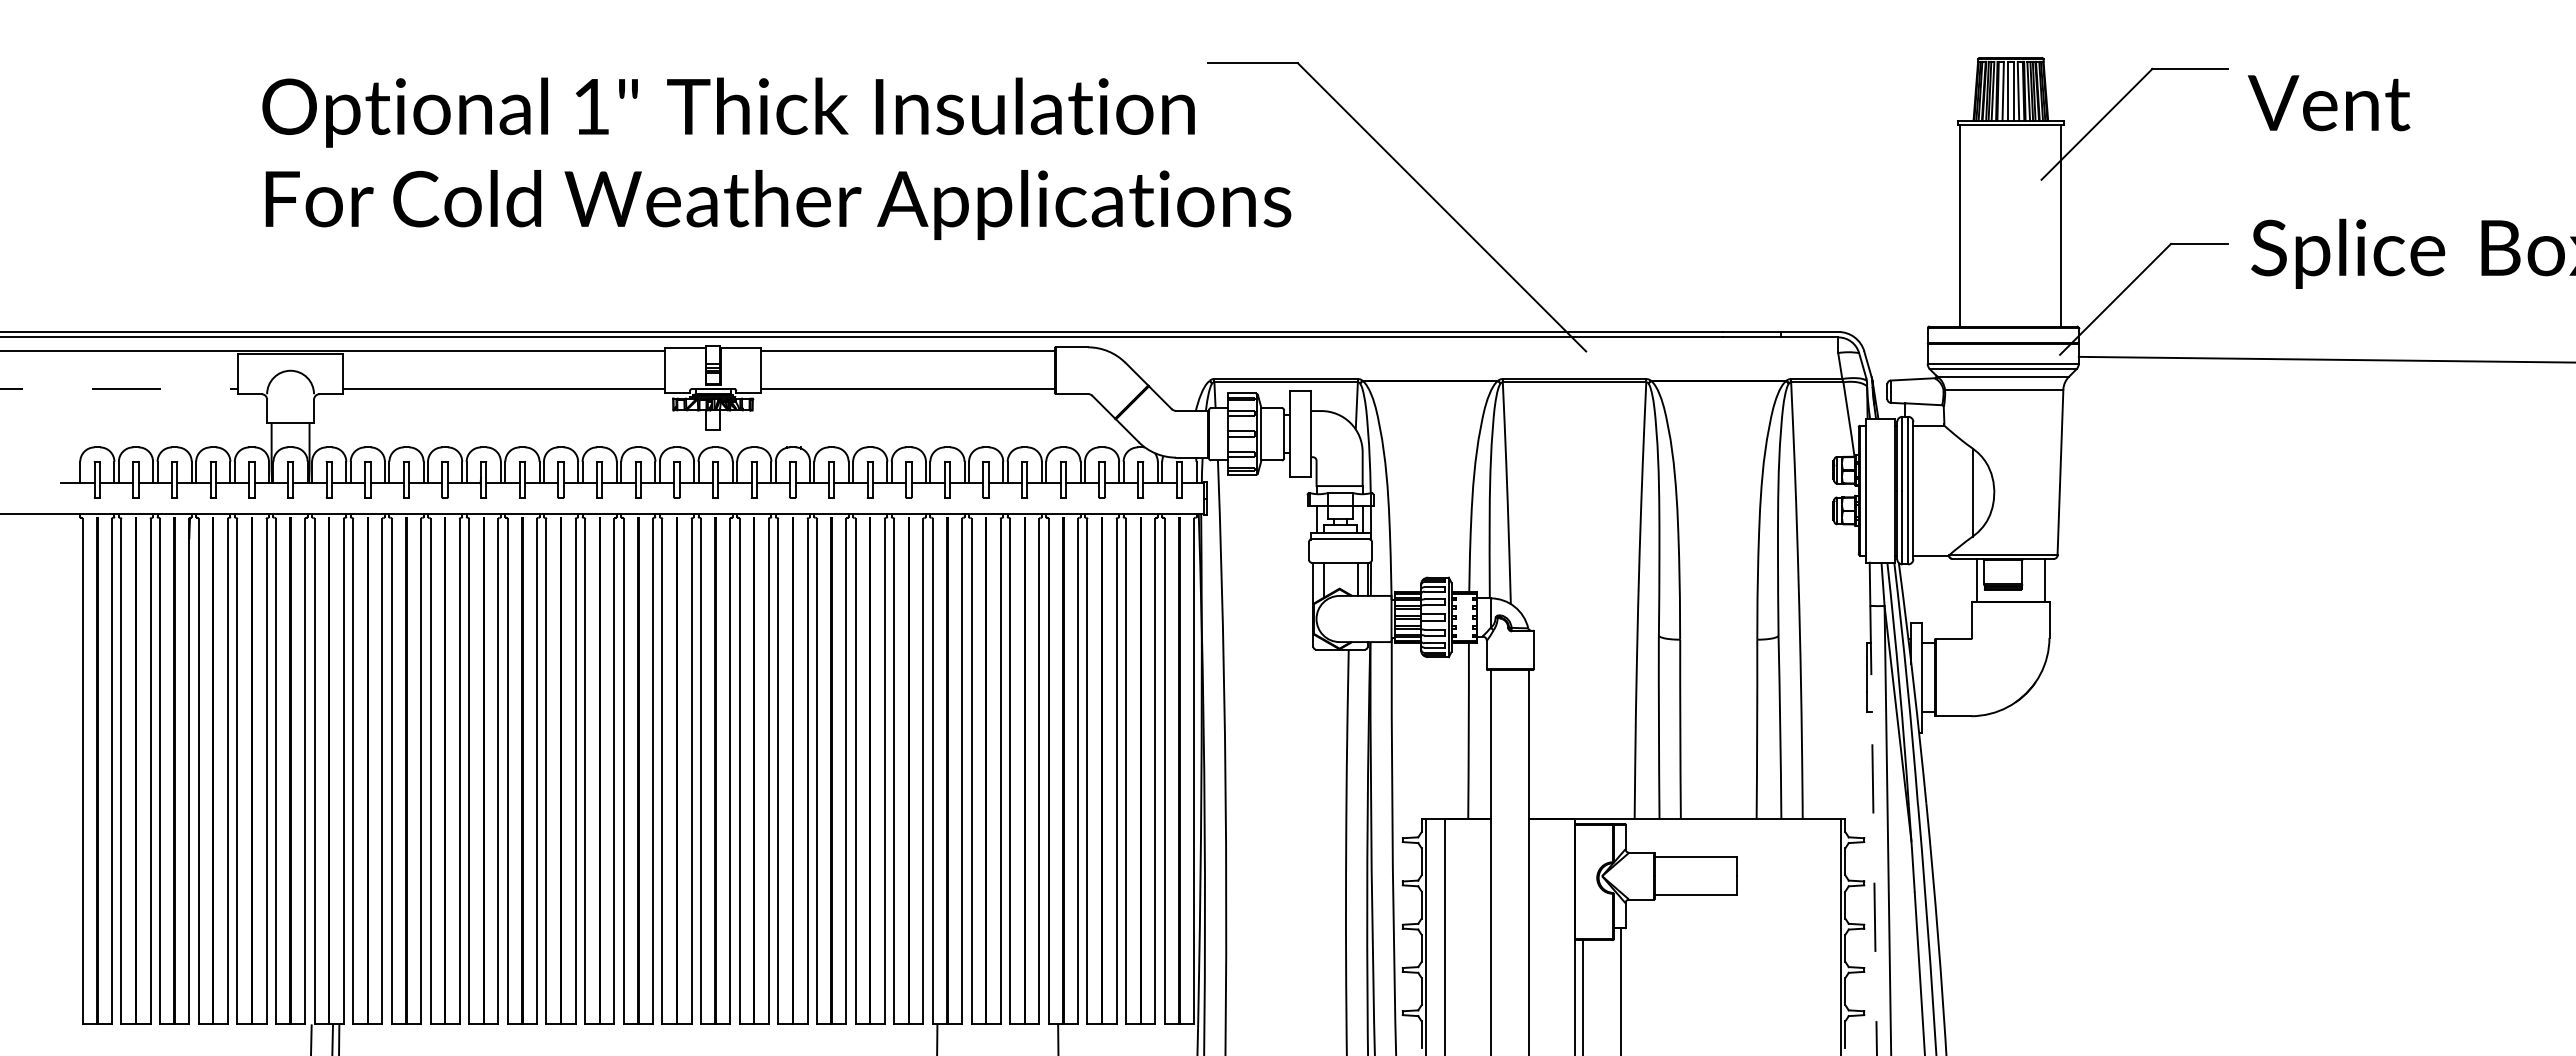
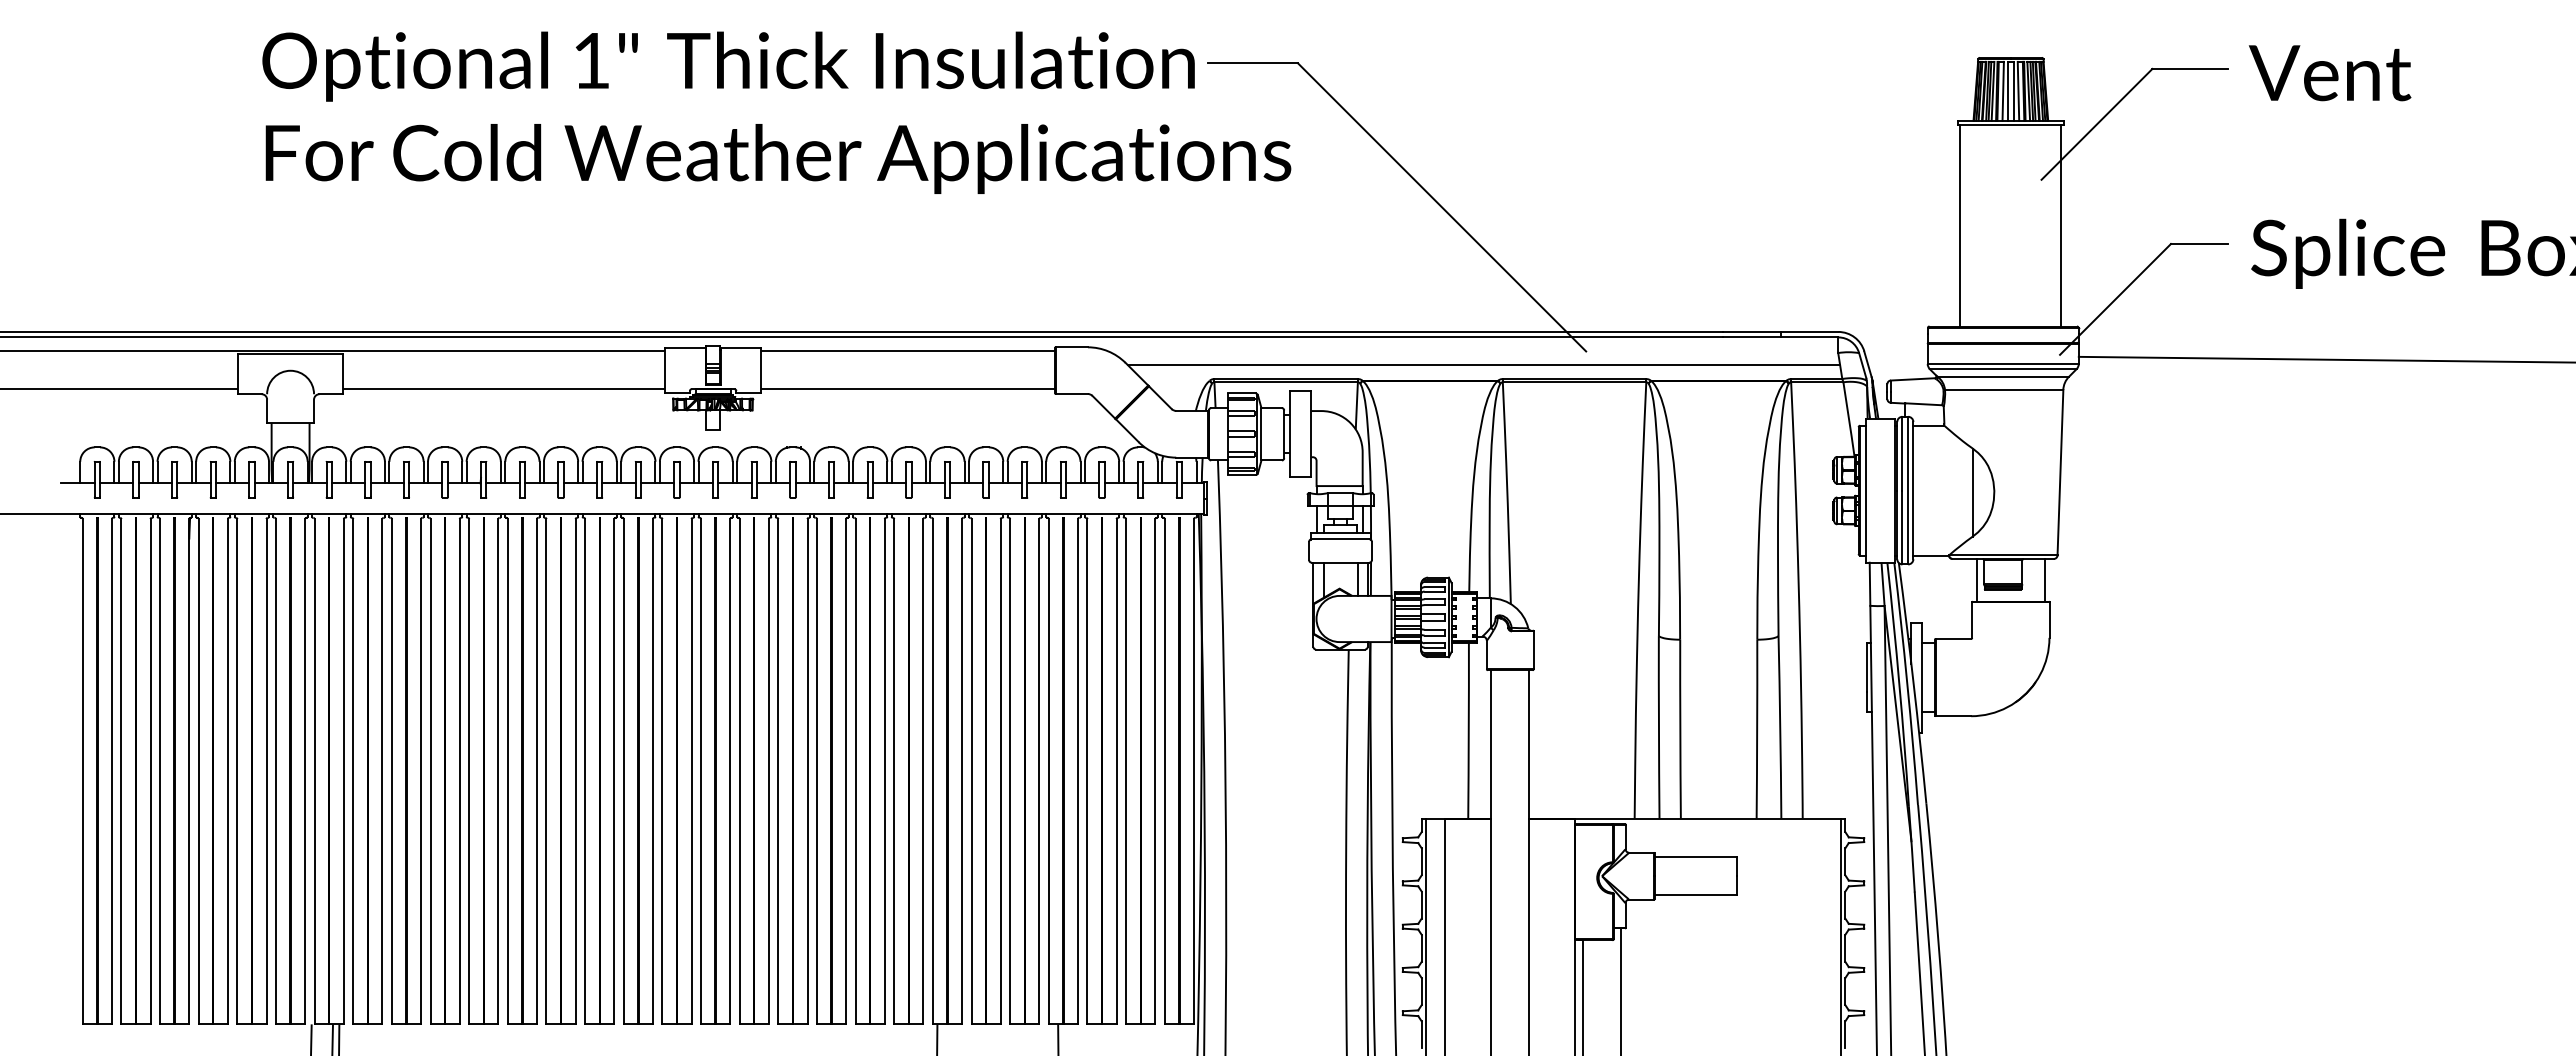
text position: (2328, 103) -> (2329, 73) (2329, 73)
text position: (776, 158) -> (776, 112) (776, 112)
line: none -> present (1483, 365)
line: dashed -> solid (119, 389)
line: dashed -> solid (1873, 830)
